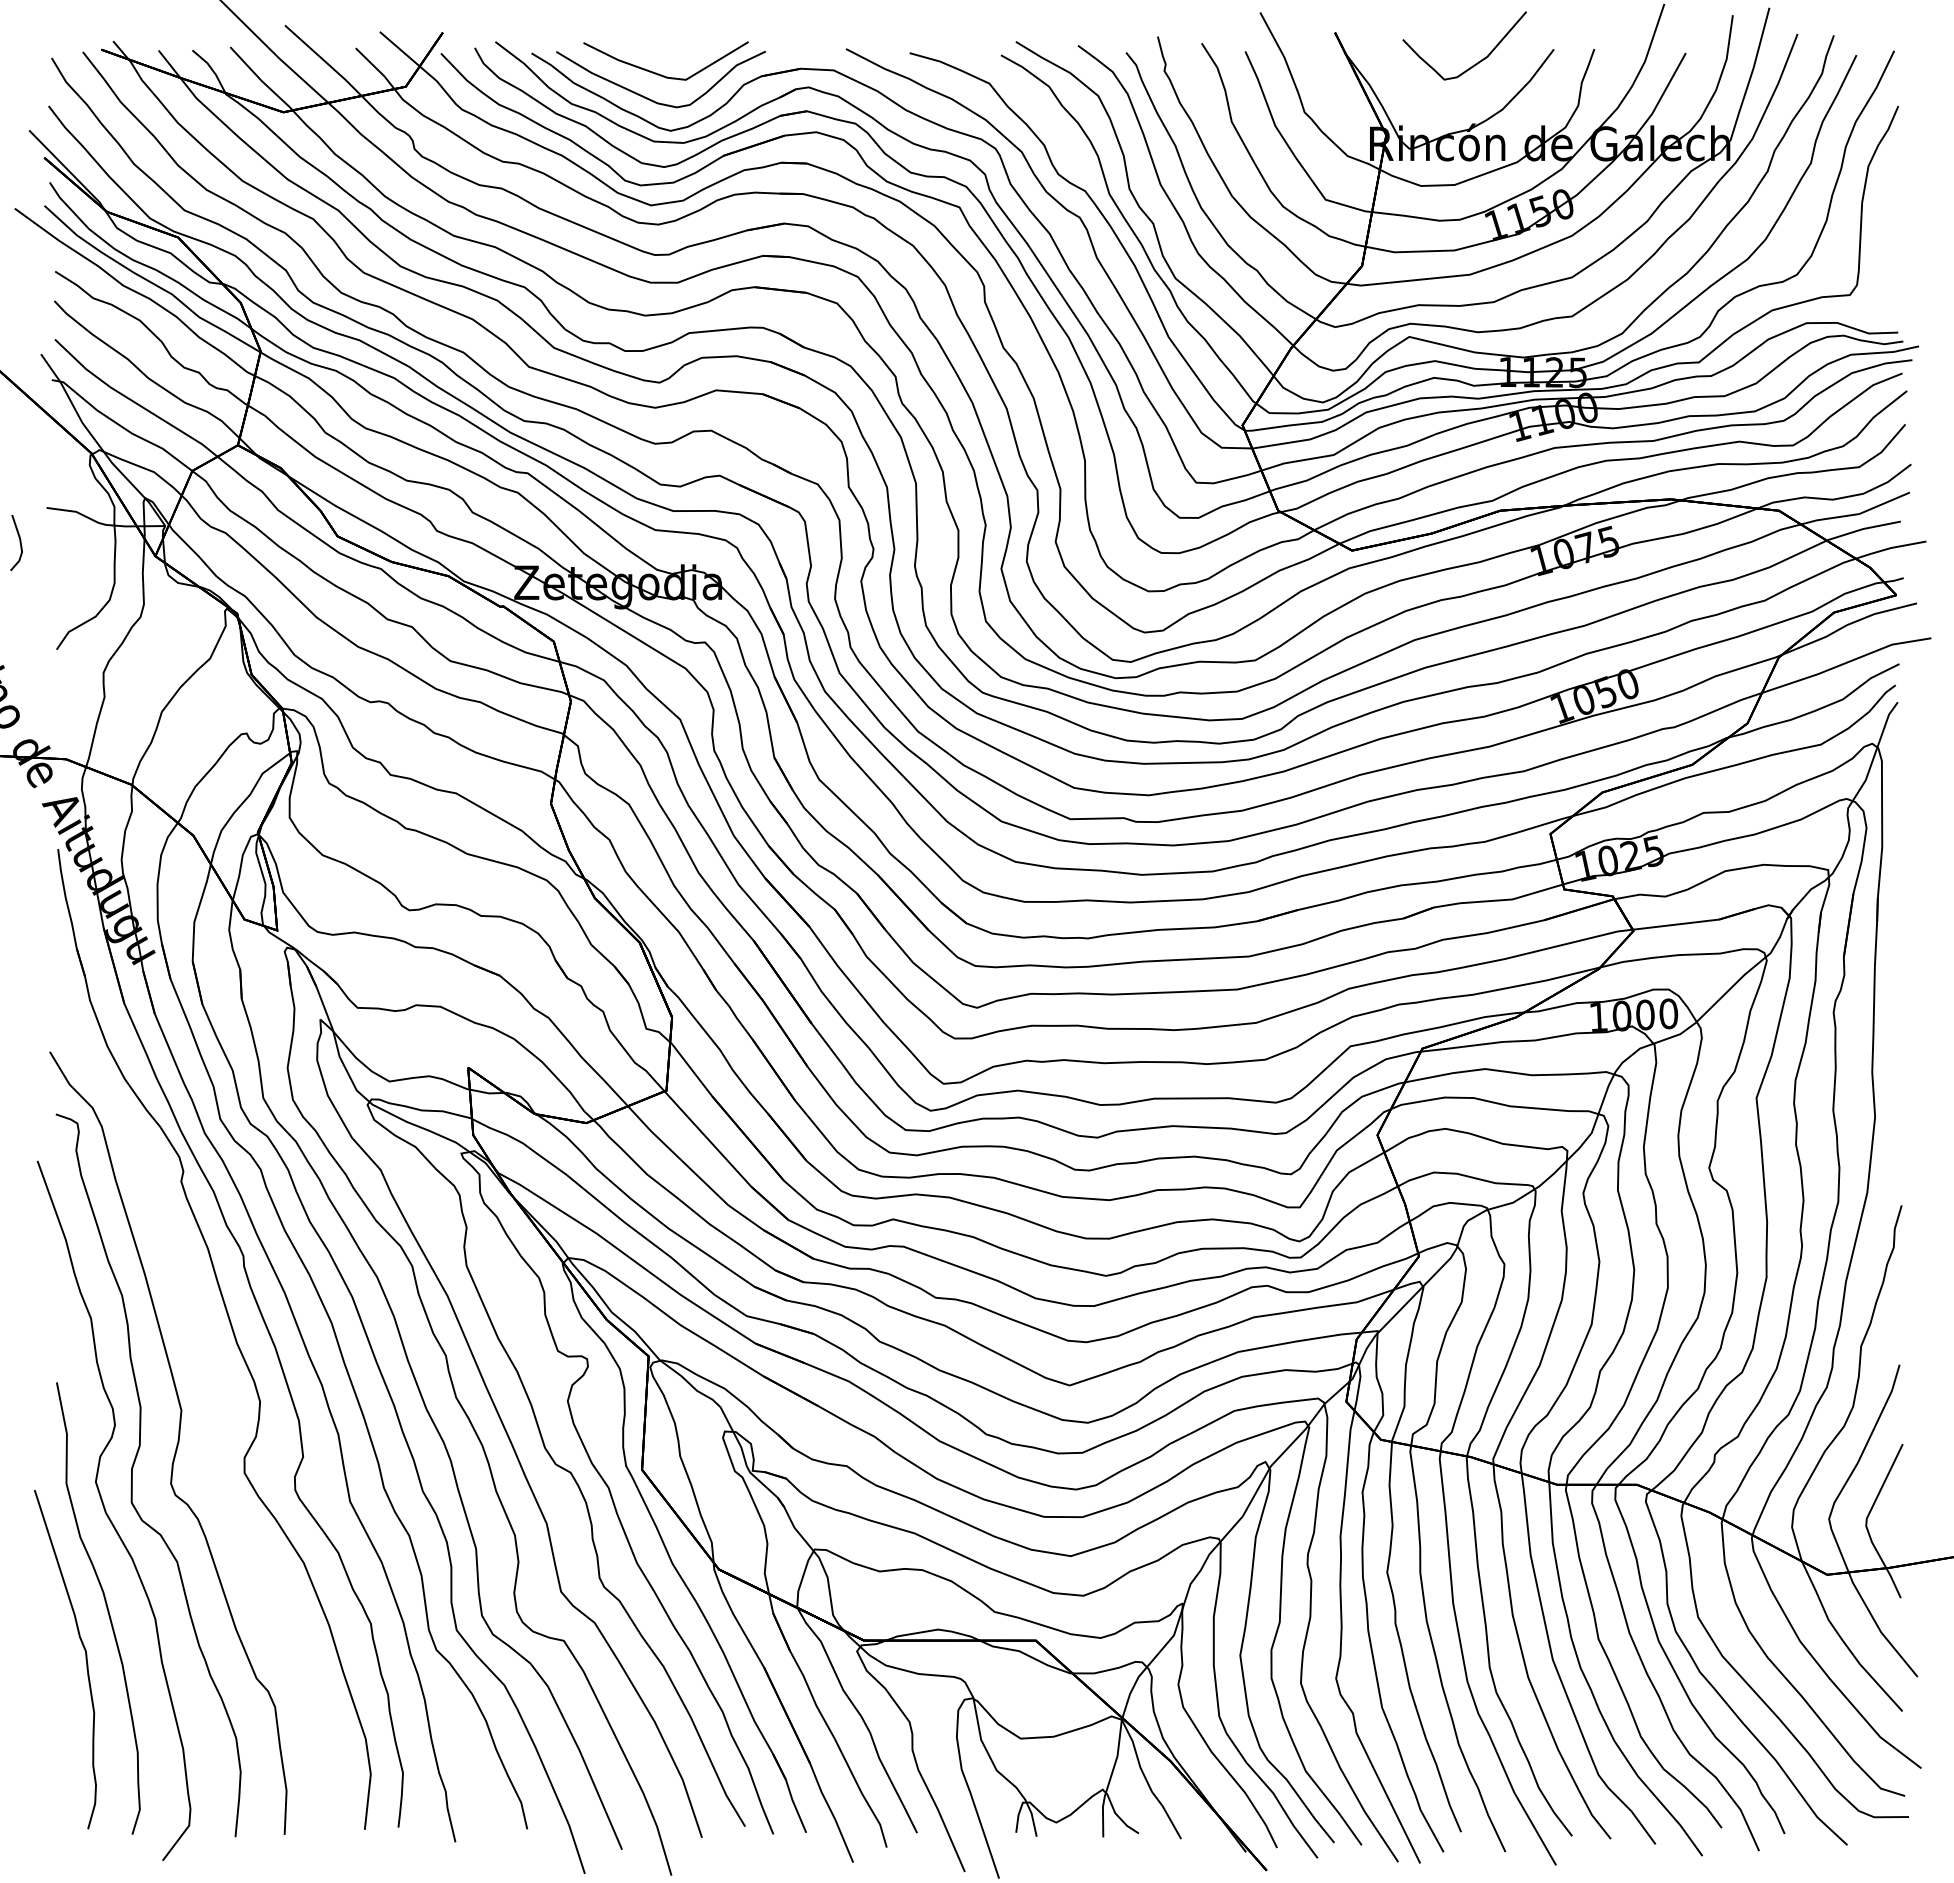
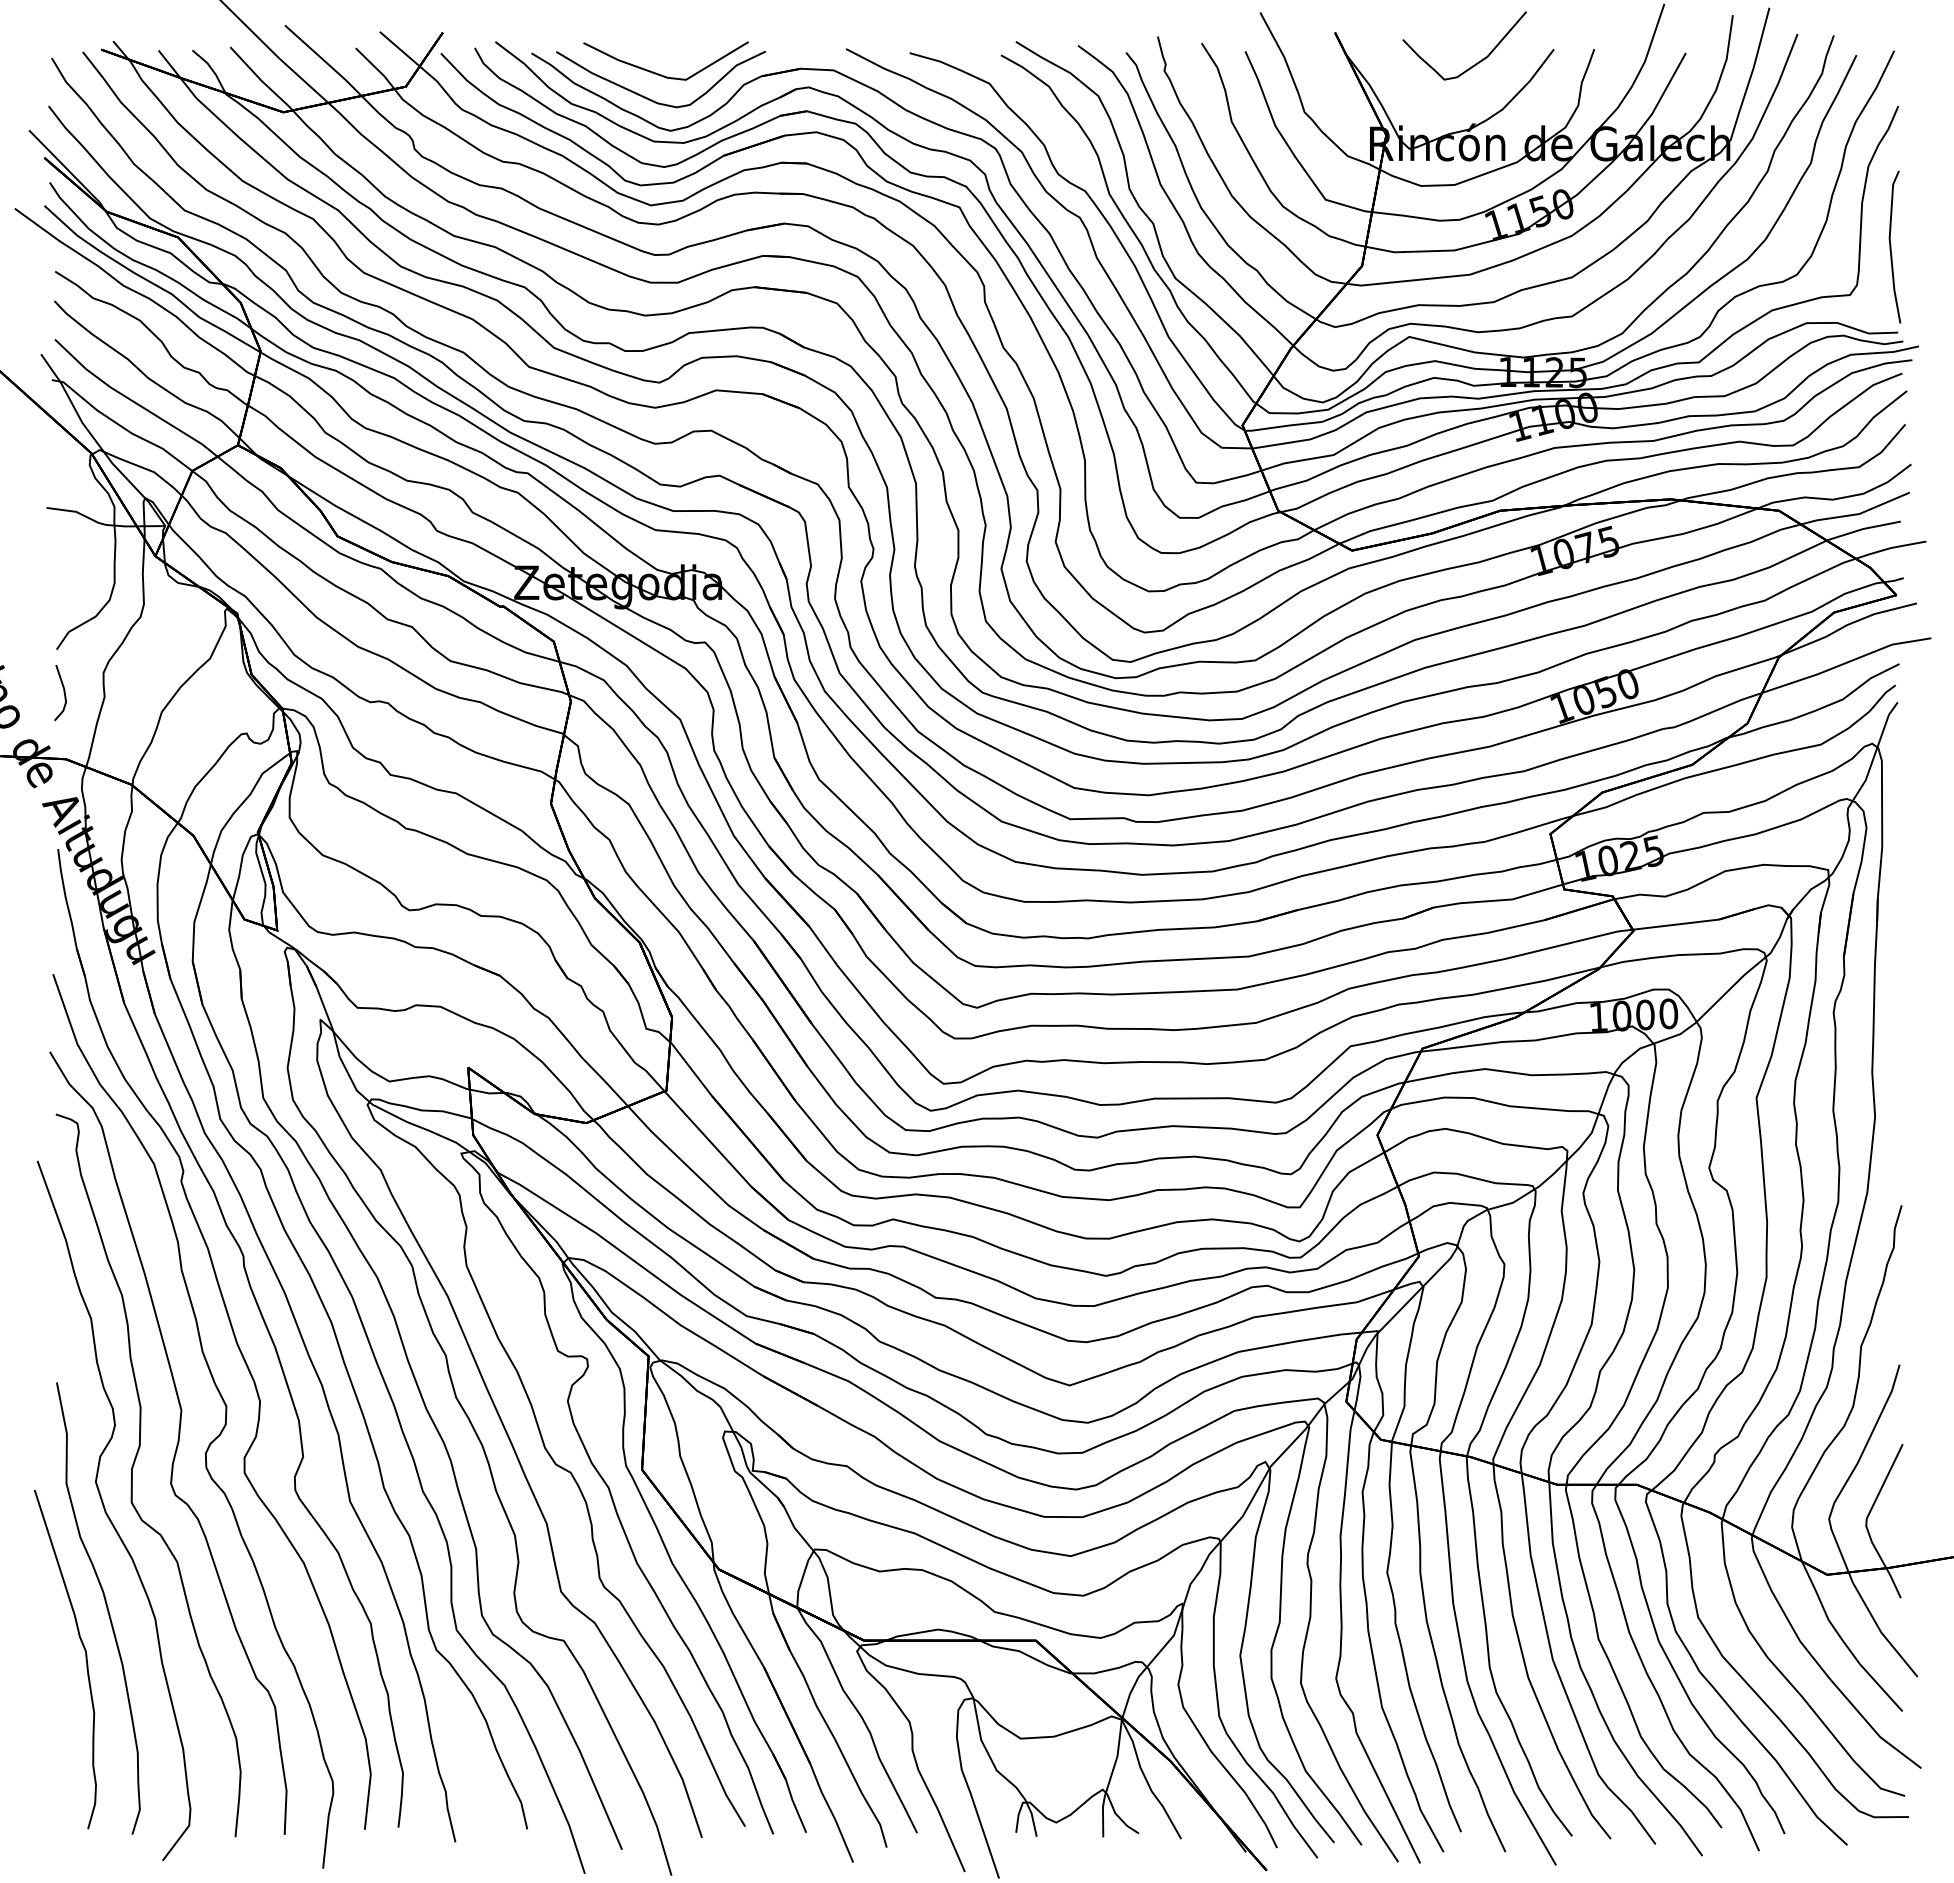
line: none -> present (1891, 246)
line position: (19, 543) -> (63, 693) (63, 693)
curve: none -> present (212, 1440)
